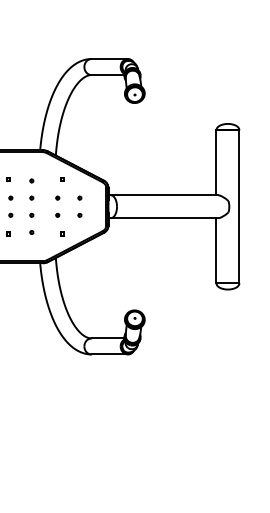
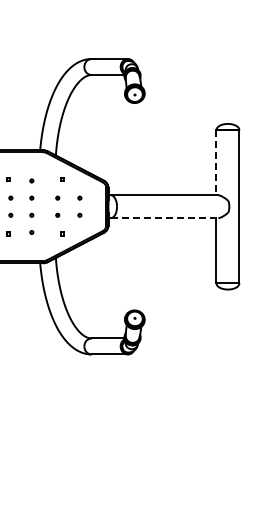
line: solid -> dashed (216, 163)
line: solid -> dashed (164, 218)
